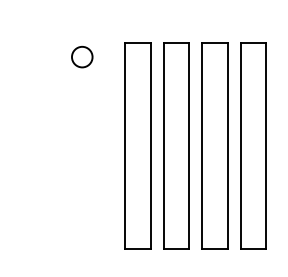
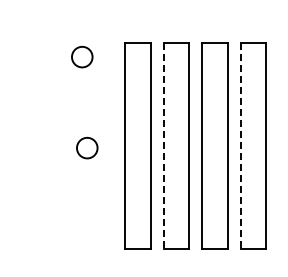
line: solid -> dashed (163, 146)
line: solid -> dashed (240, 146)
circle: none -> present (87, 148)
